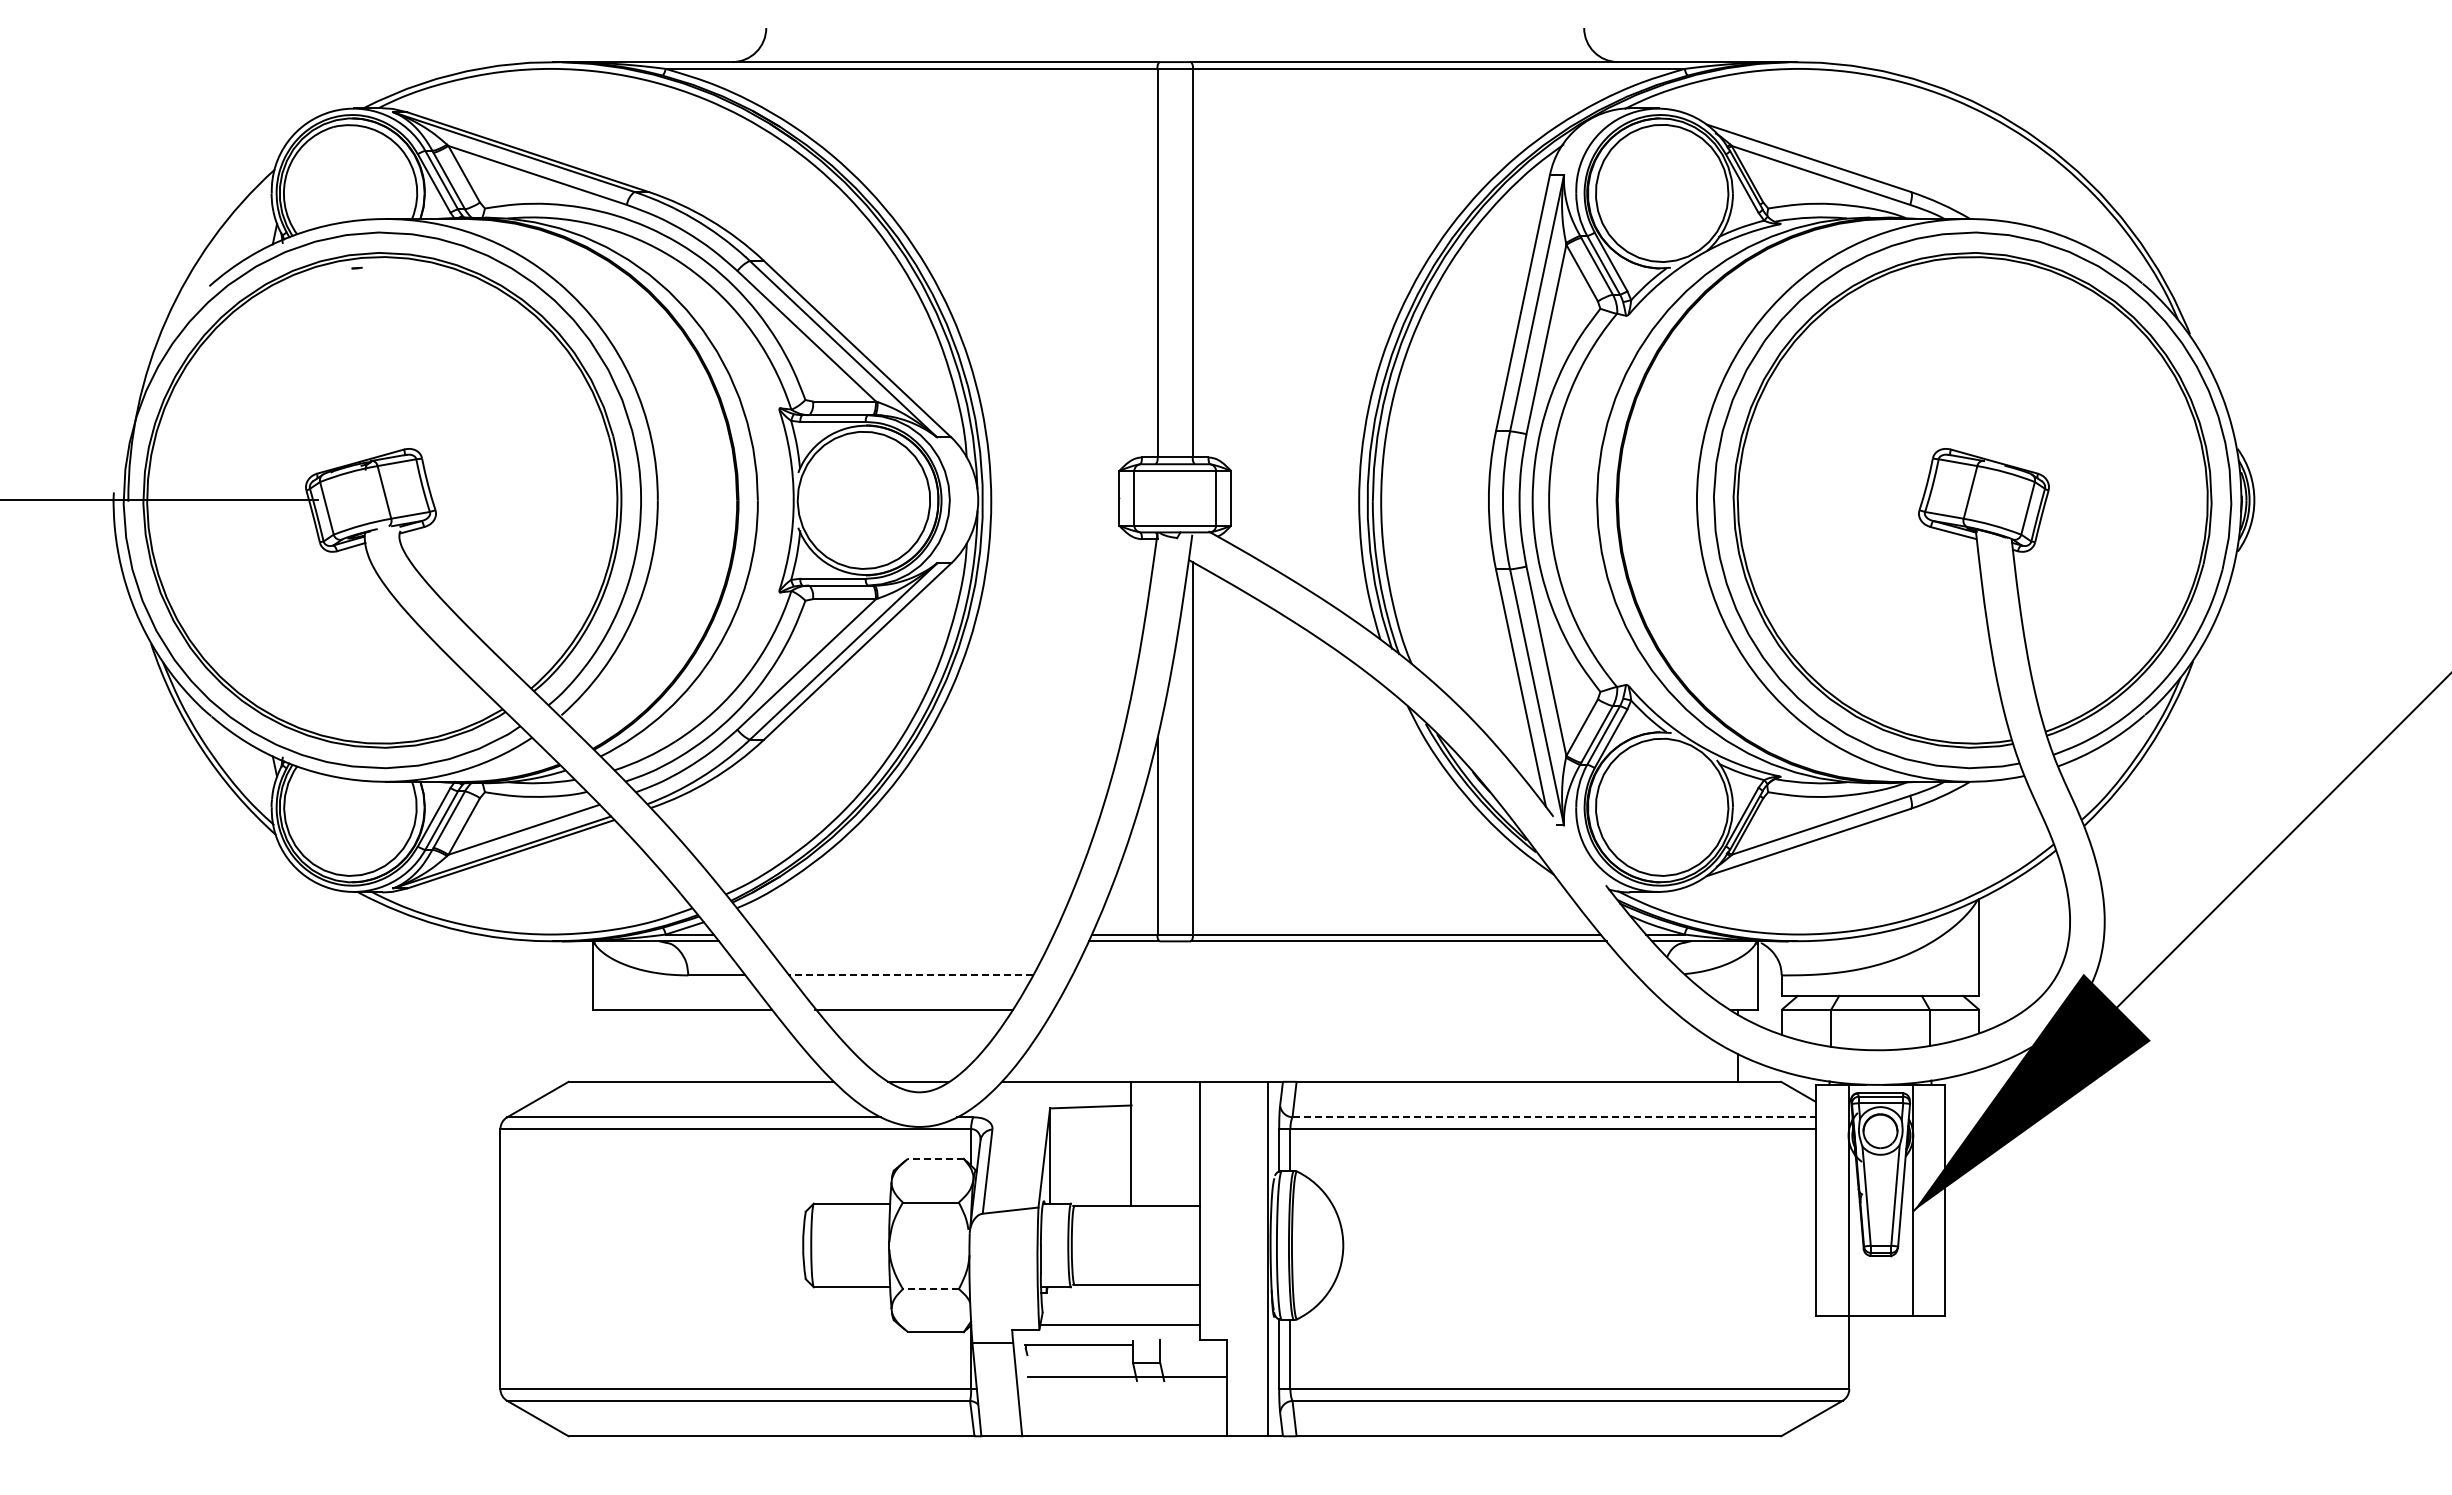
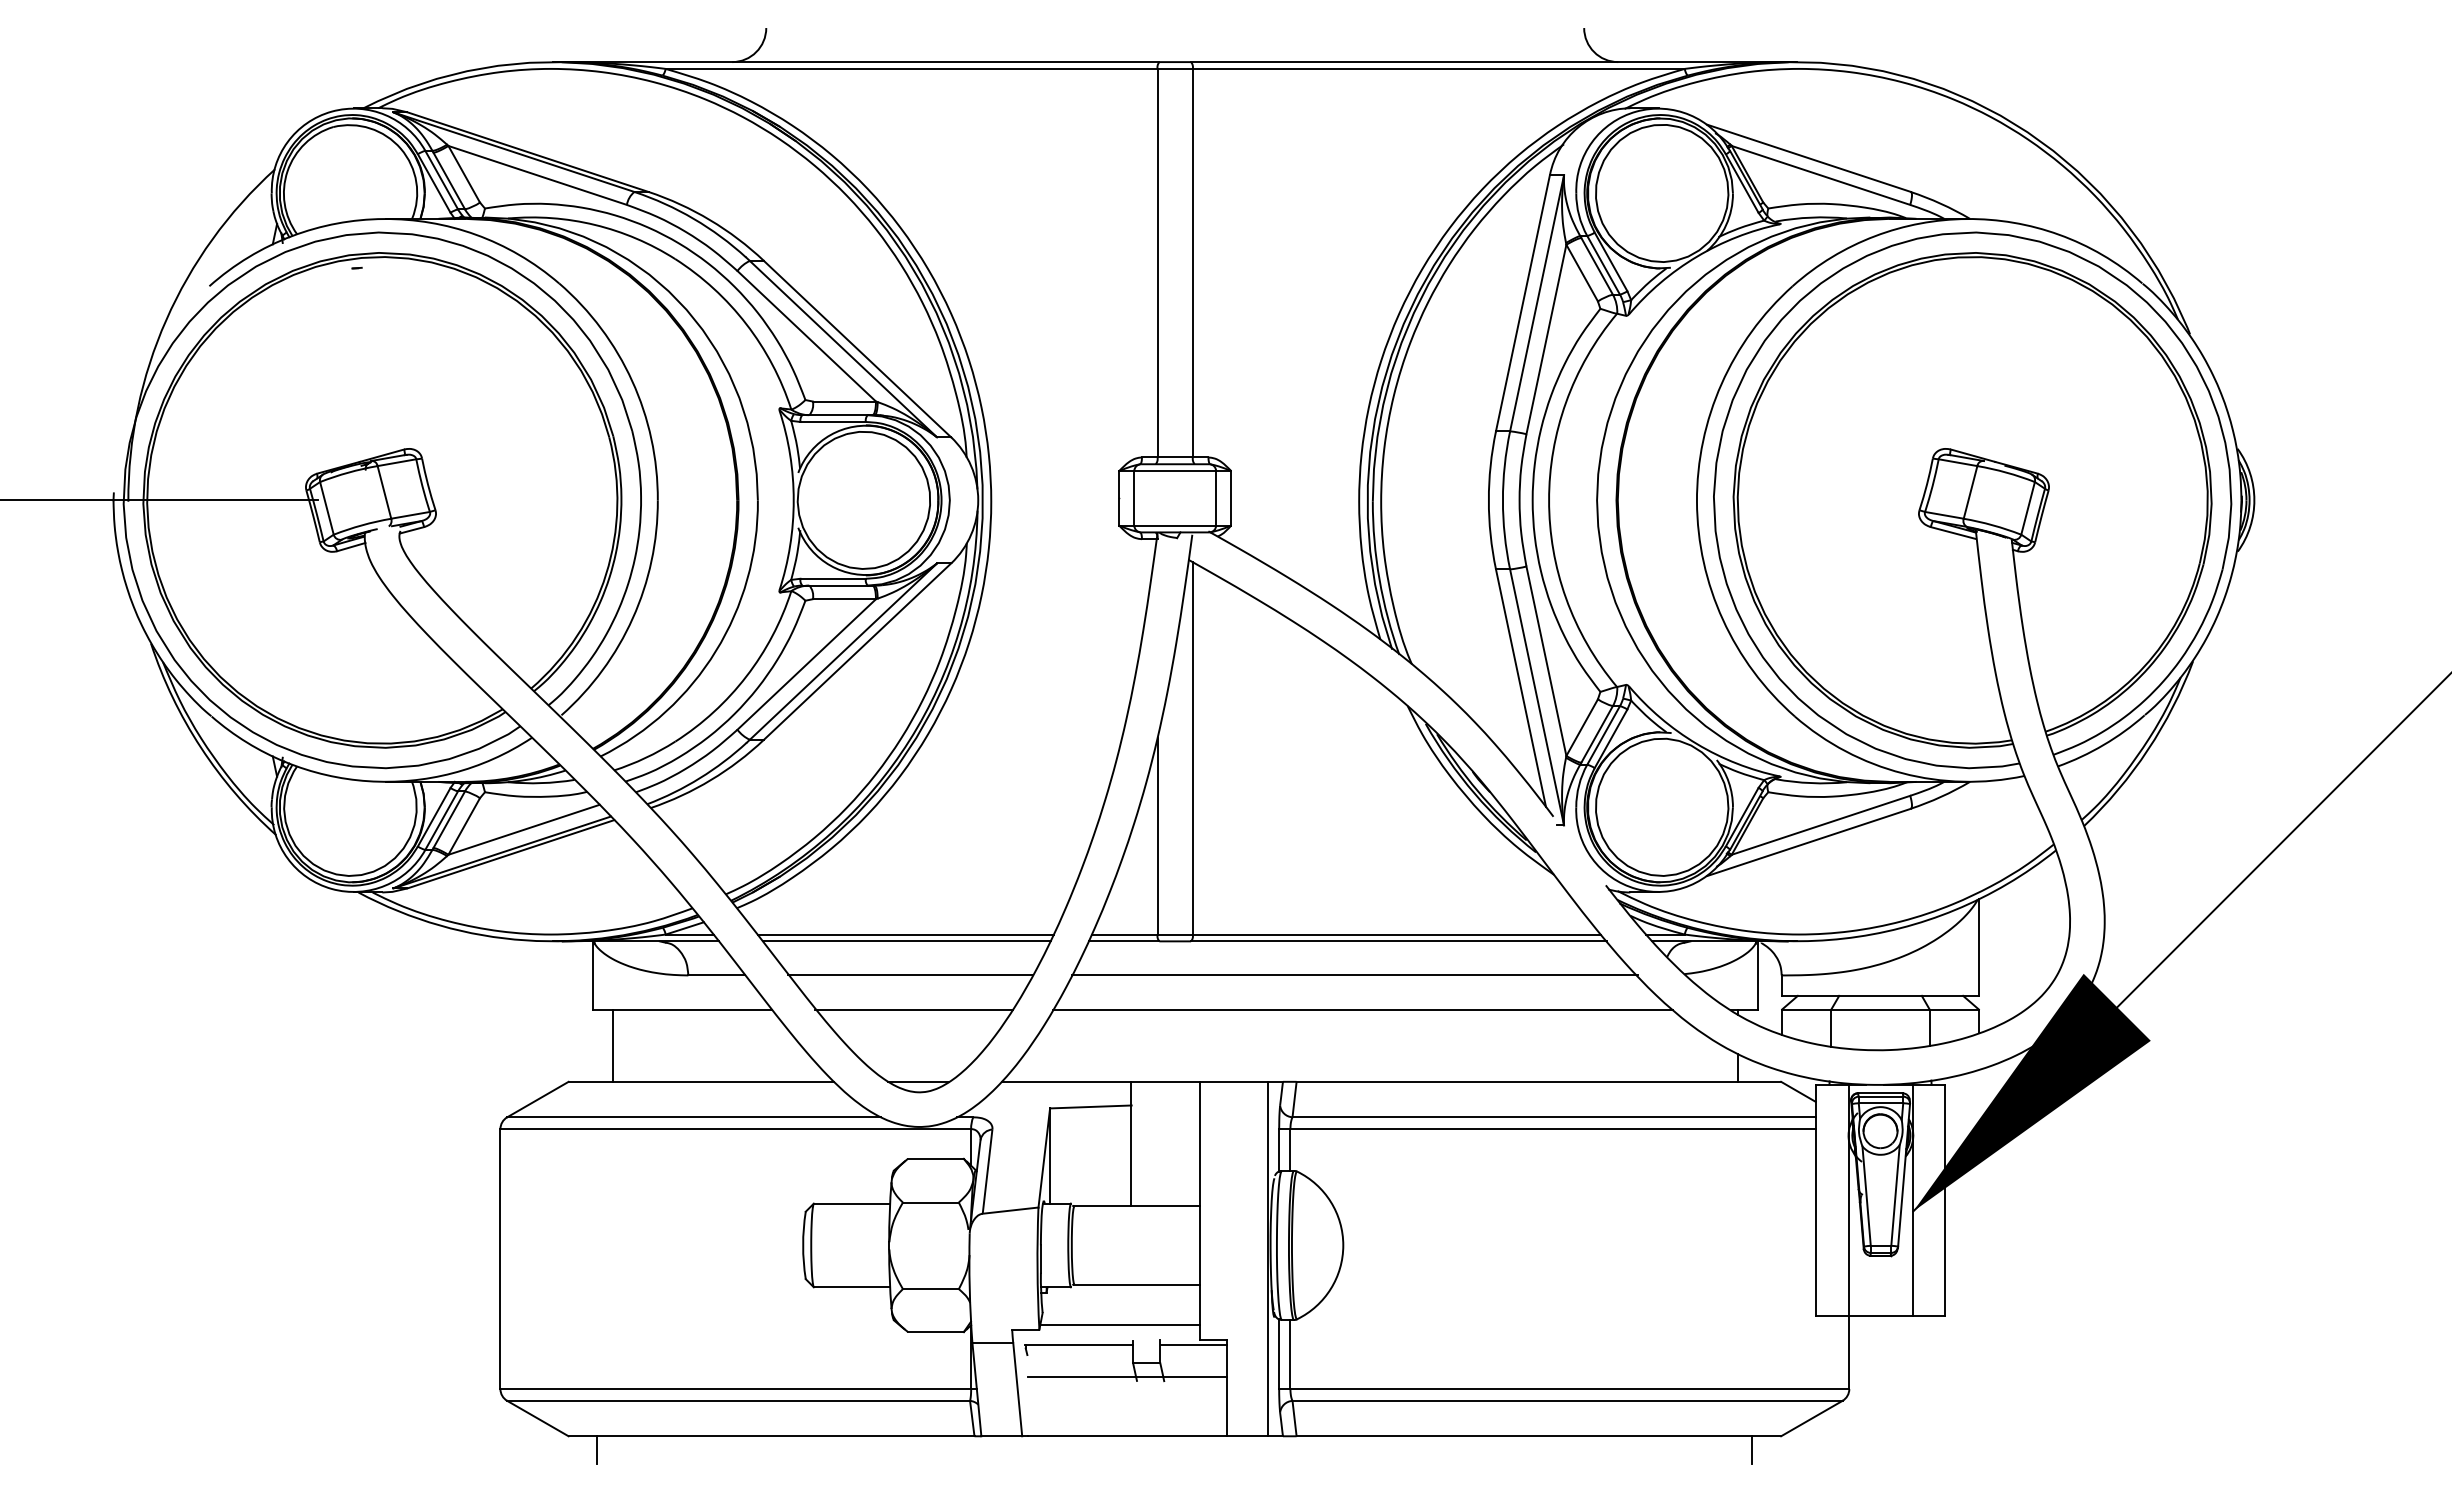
line: none -> present (905, 934)
line: none -> present (906, 941)
line: dashed -> solid (910, 975)
line: none -> present (1354, 975)
line: none -> present (1363, 1009)
line: none -> present (612, 1045)
line: dashed -> solid (1554, 1117)
line: dashed -> solid (935, 1158)
line: dashed -> solid (930, 1289)
line: none -> present (1193, 1344)
line: none -> present (596, 1449)
line: none -> present (1752, 1449)
